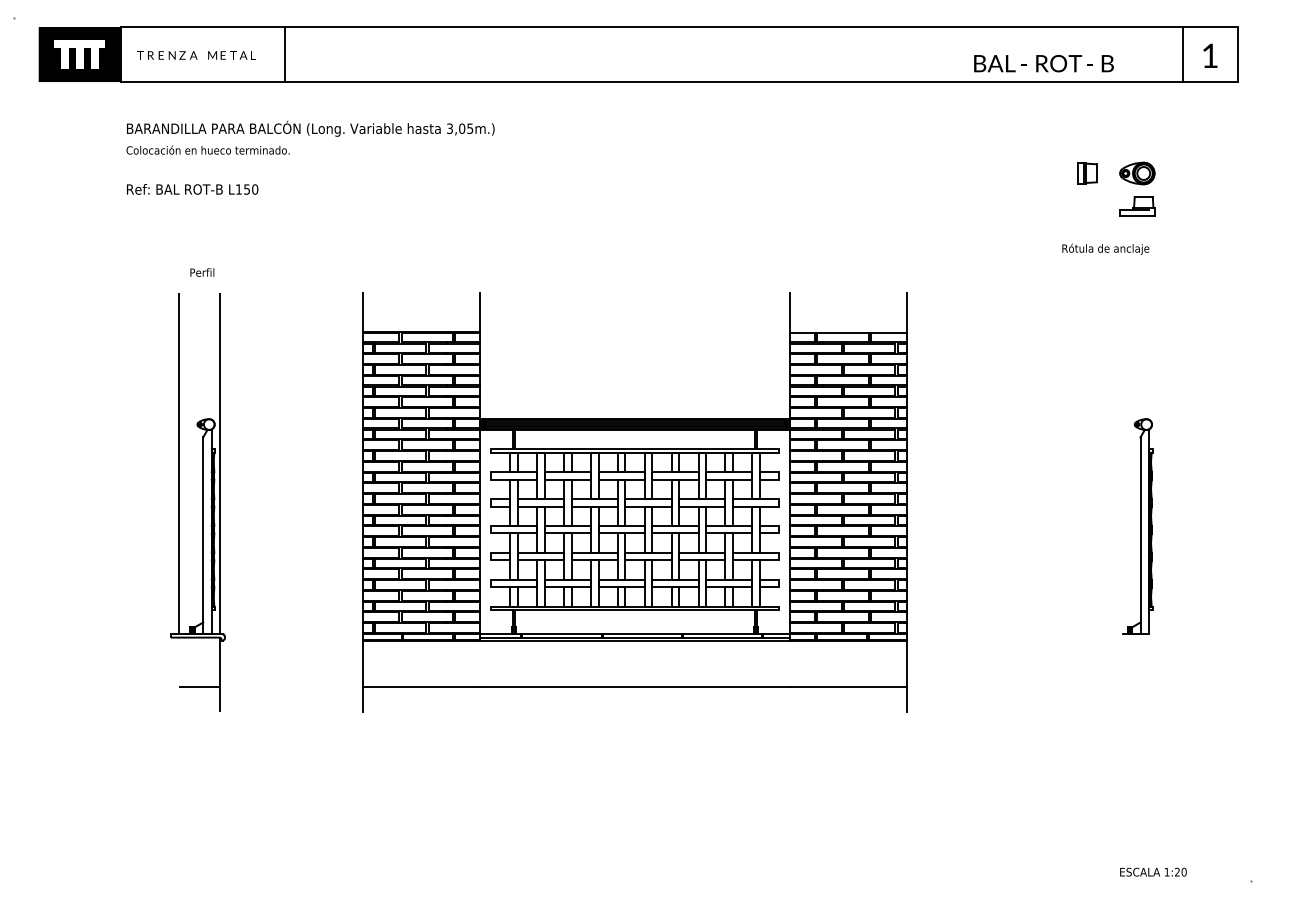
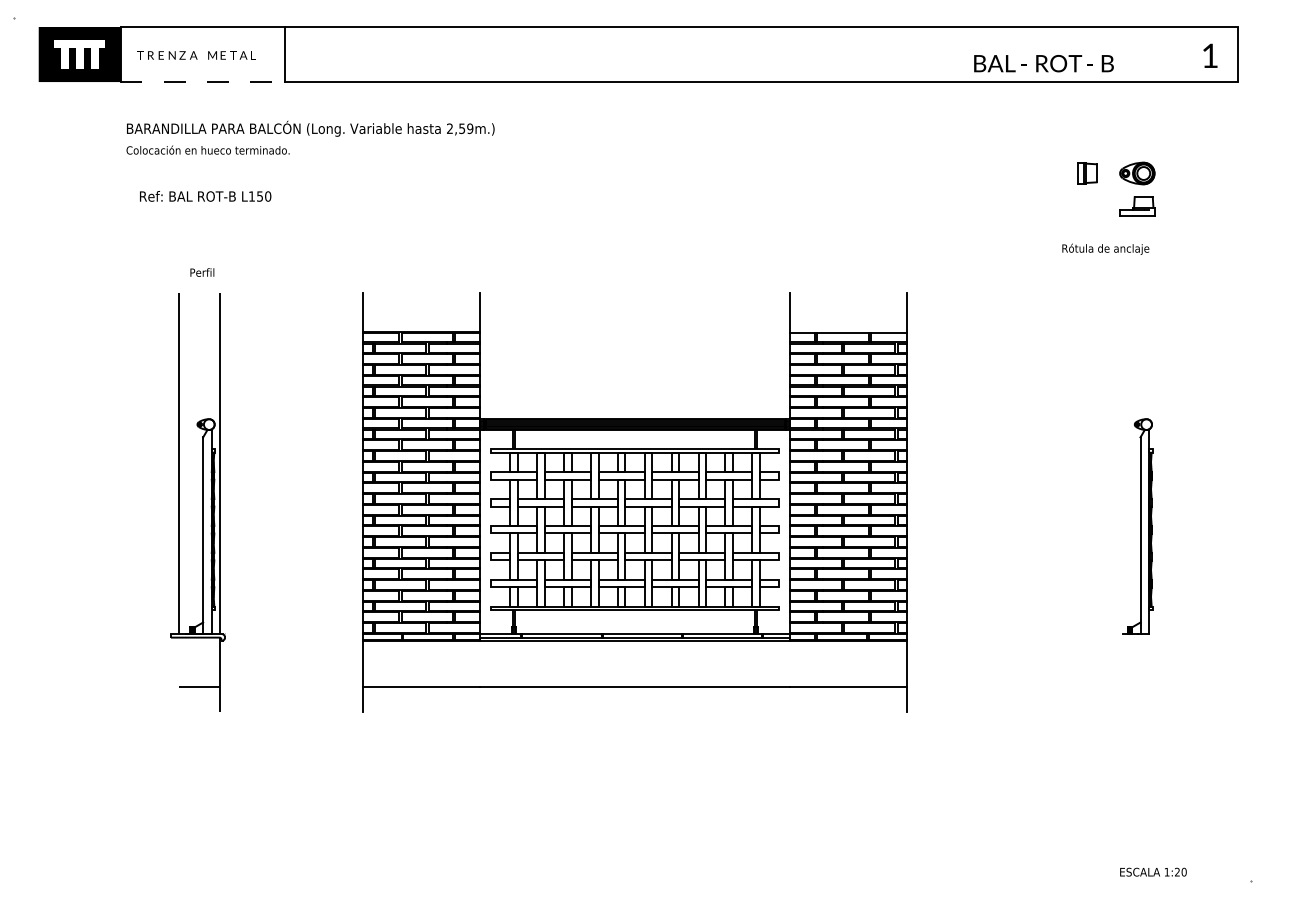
line: present -> none (1183, 54)
line: solid -> dashed (203, 81)
text: 3,05m.) -> 2,59m.) (460, 128)
text position: (192, 189) -> (205, 196) (205, 196)
